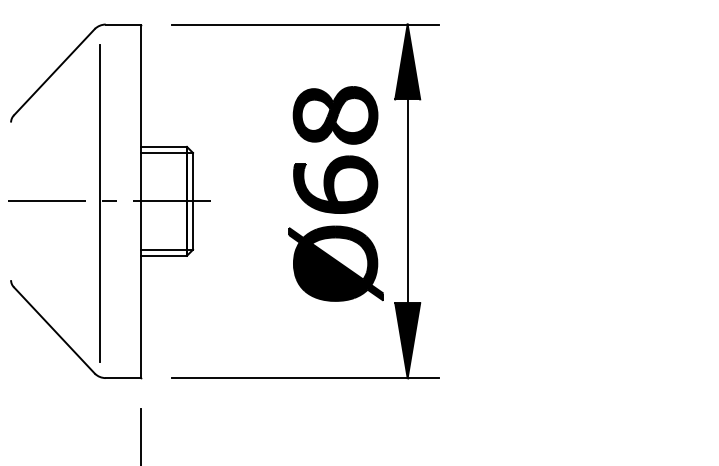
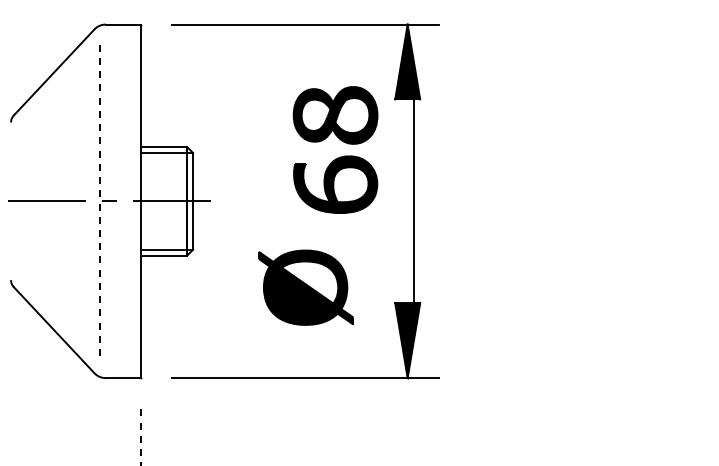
line position: (407, 201) -> (413, 201) (413, 201)
line: solid -> dashed (100, 203)
part position: (335, 263) -> (305, 287) (305, 287)
line: solid -> dashed (141, 437)
